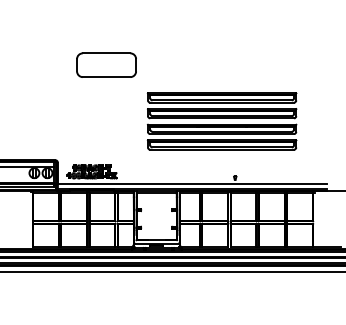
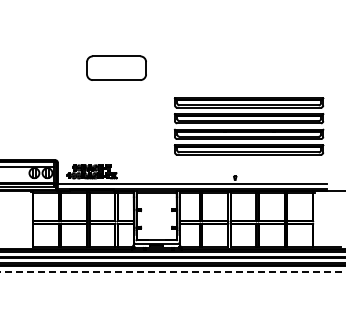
part position: (106, 64) -> (116, 67) (116, 67)
part position: (221, 121) -> (248, 126) (248, 126)
line: solid -> dashed (173, 271)
